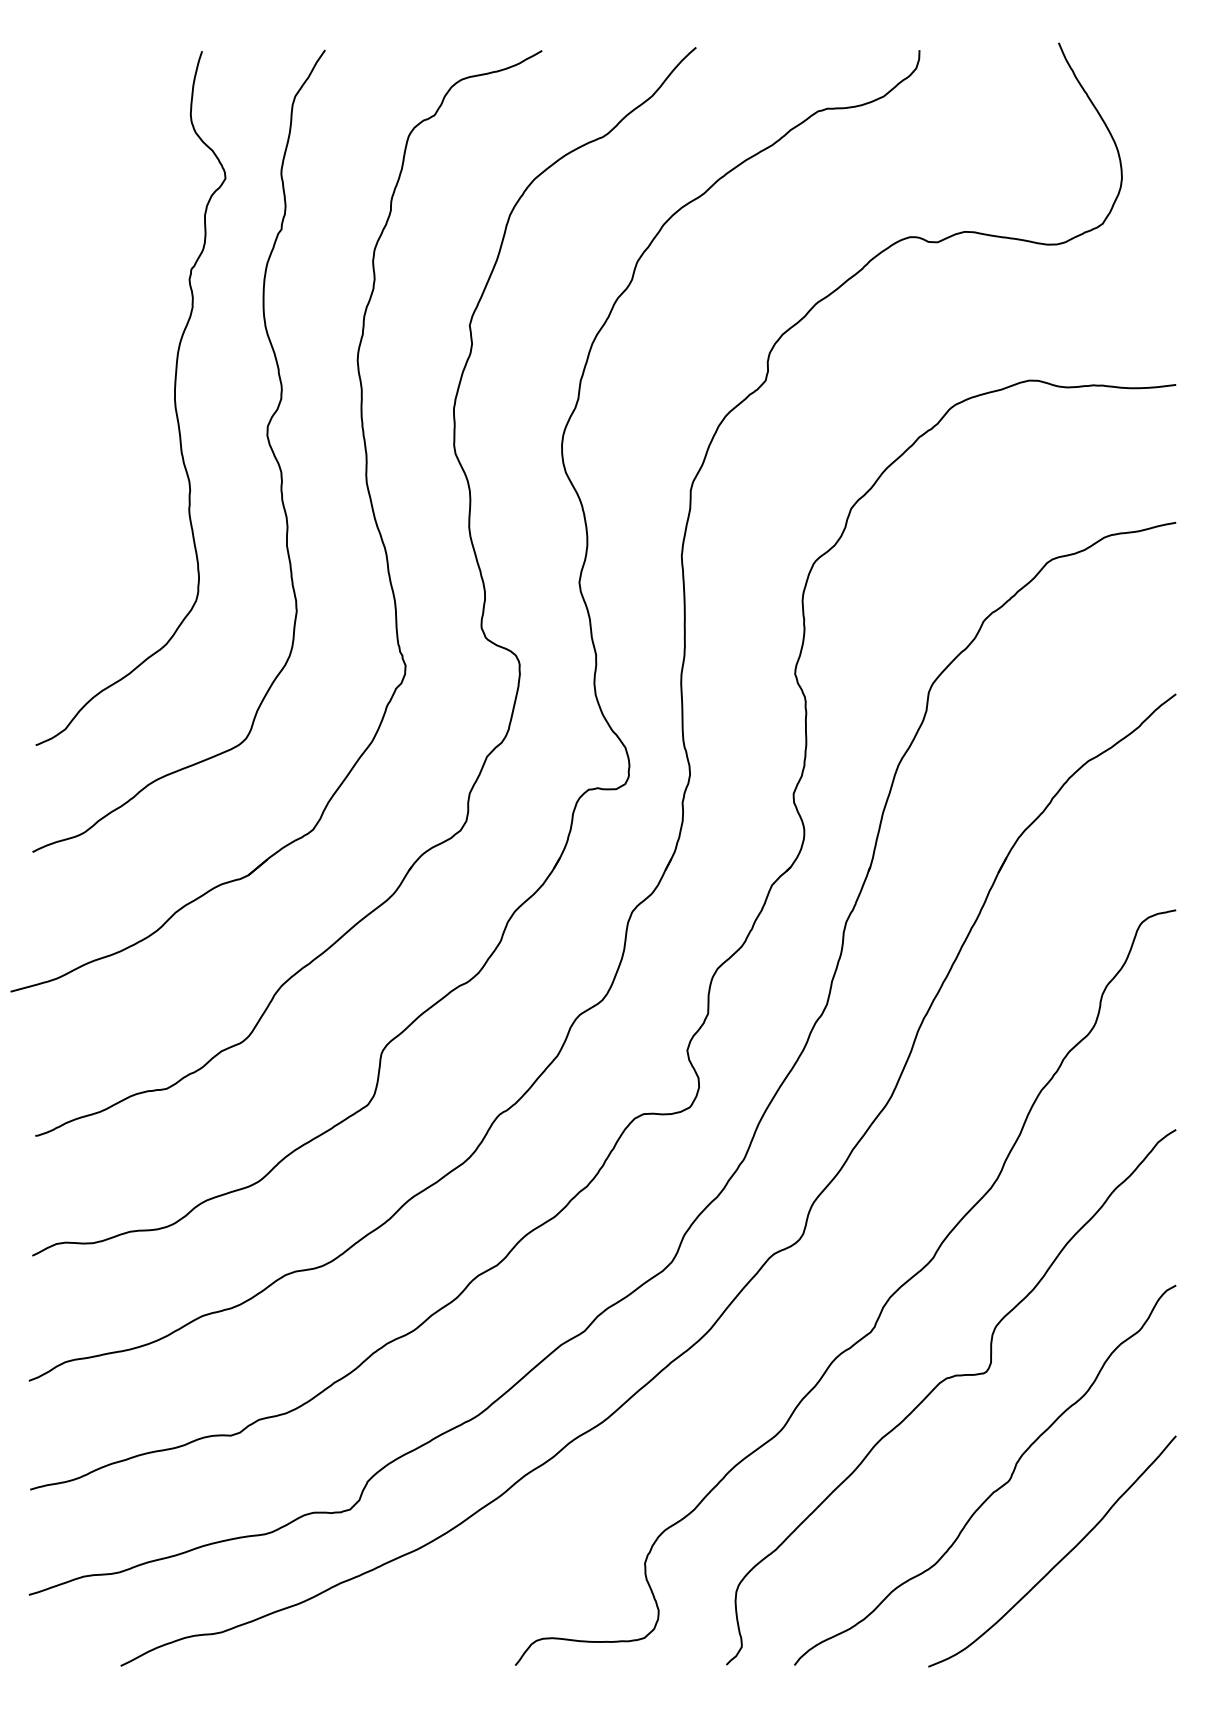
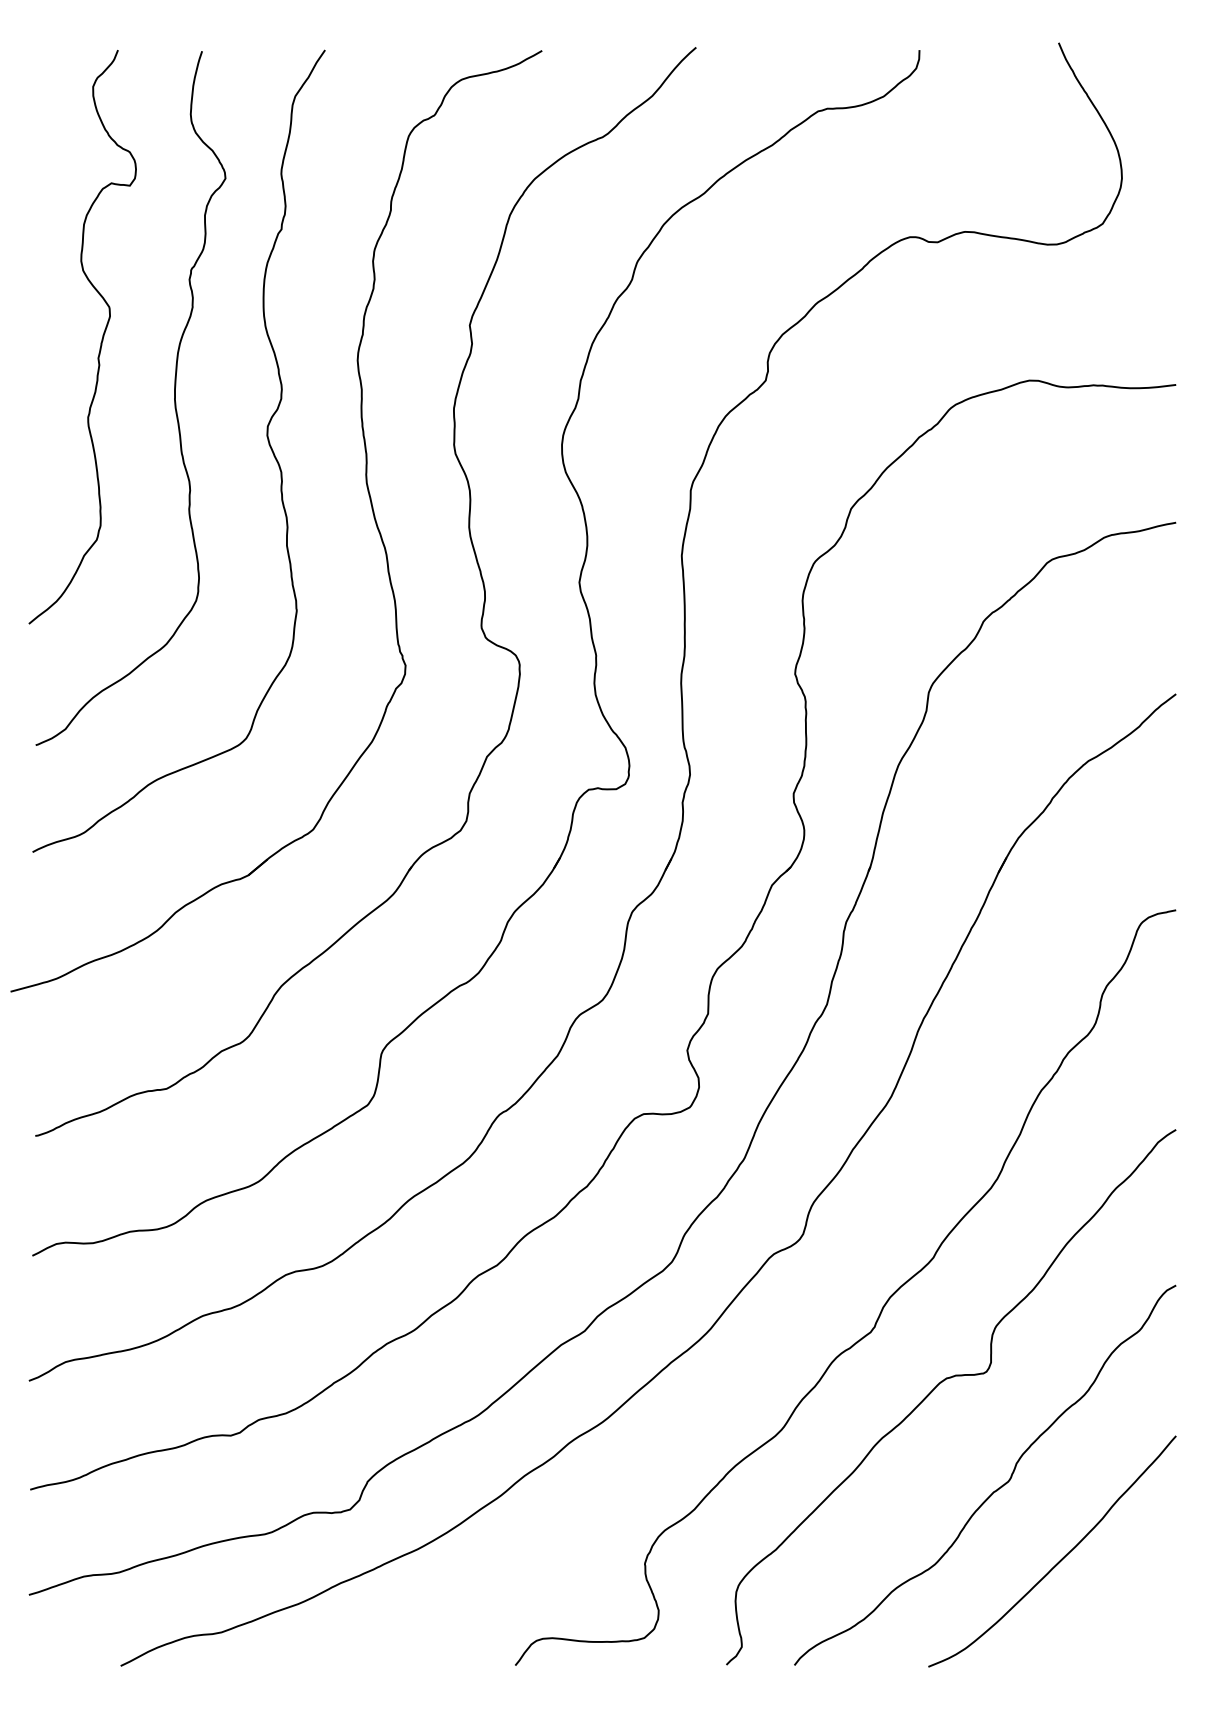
curve: none -> present (100, 342)
